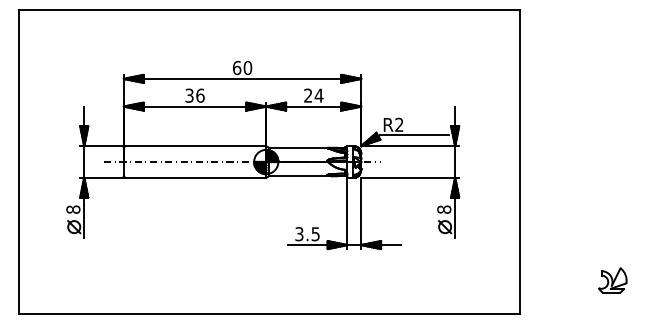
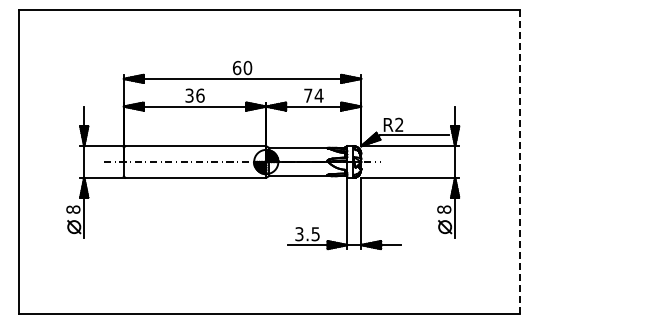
text: 24 -> 74 (308, 95)
line: solid -> dashed (519, 161)
part: present -> none (612, 280)
